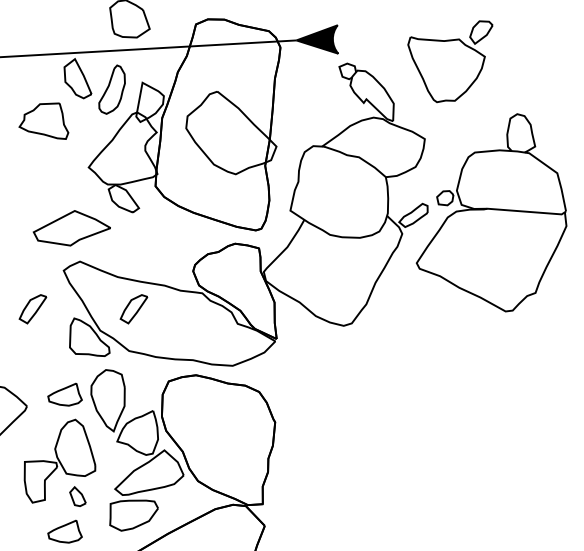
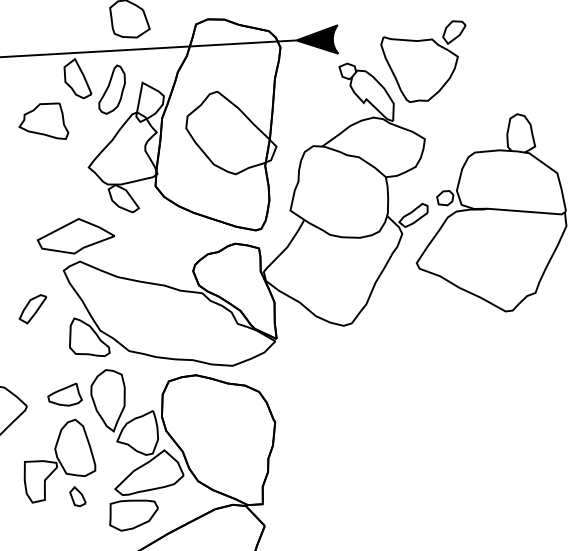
part position: (450, 61) -> (423, 61) (423, 61)
part position: (71, 228) -> (75, 236) (75, 236)
part: present -> none (133, 309)
part: present -> none (64, 531)
